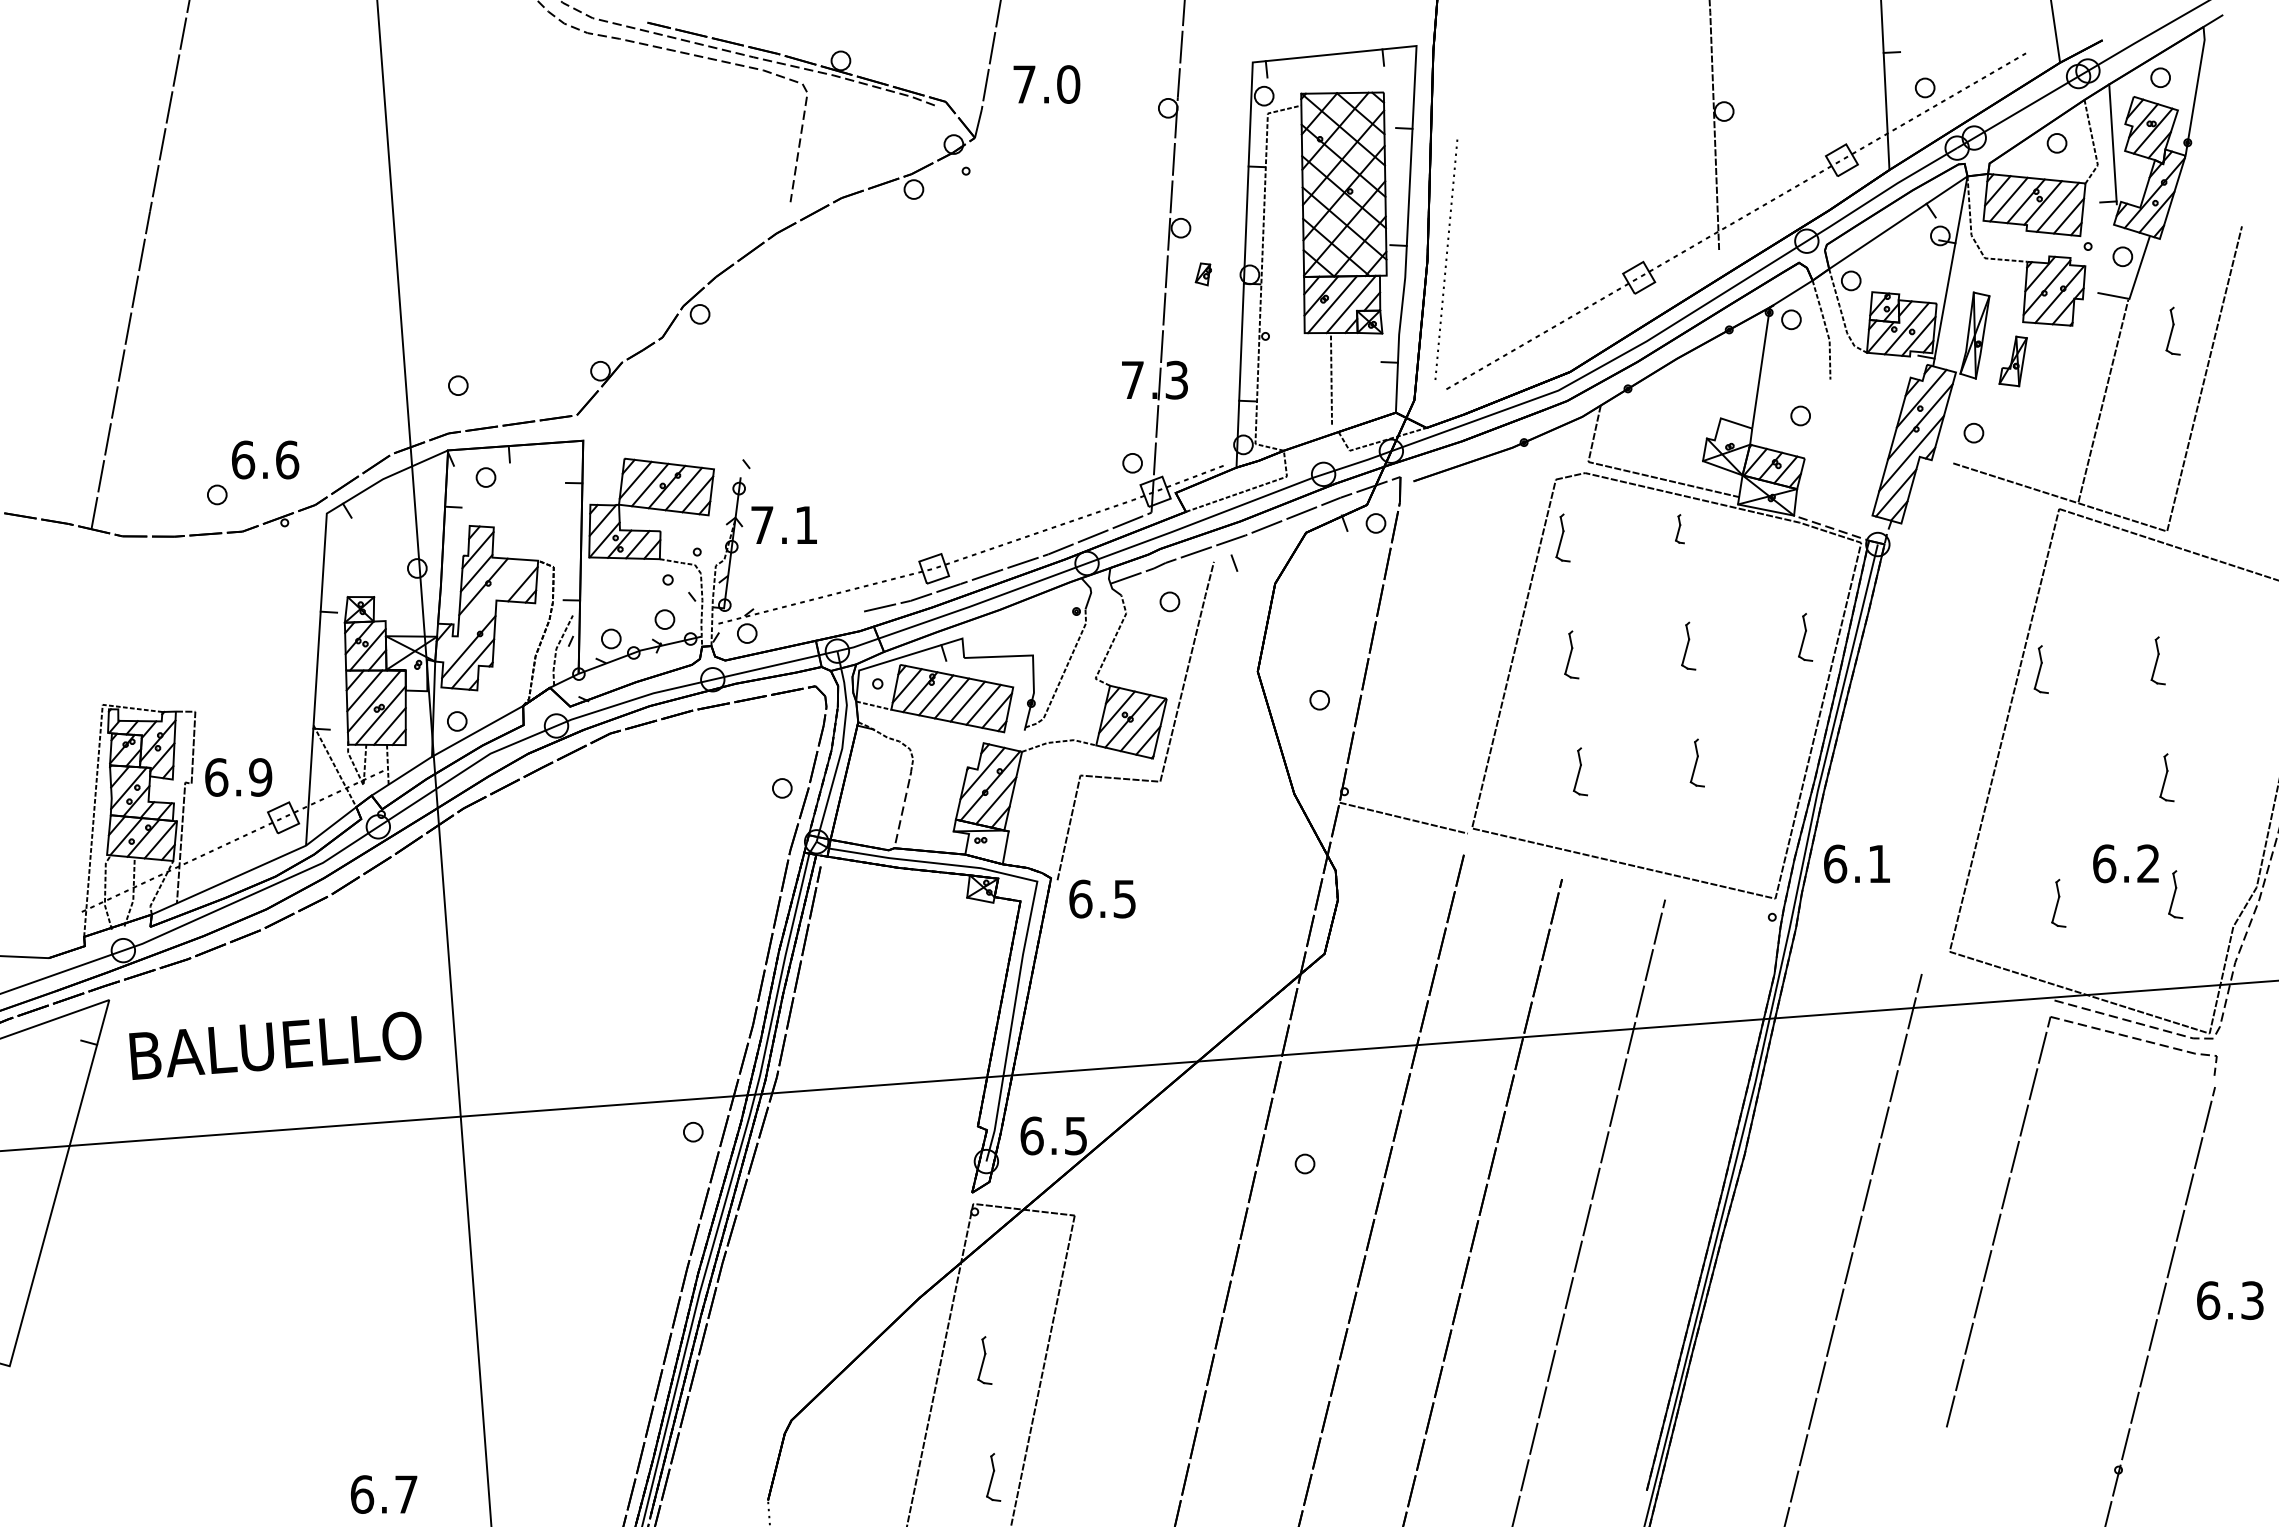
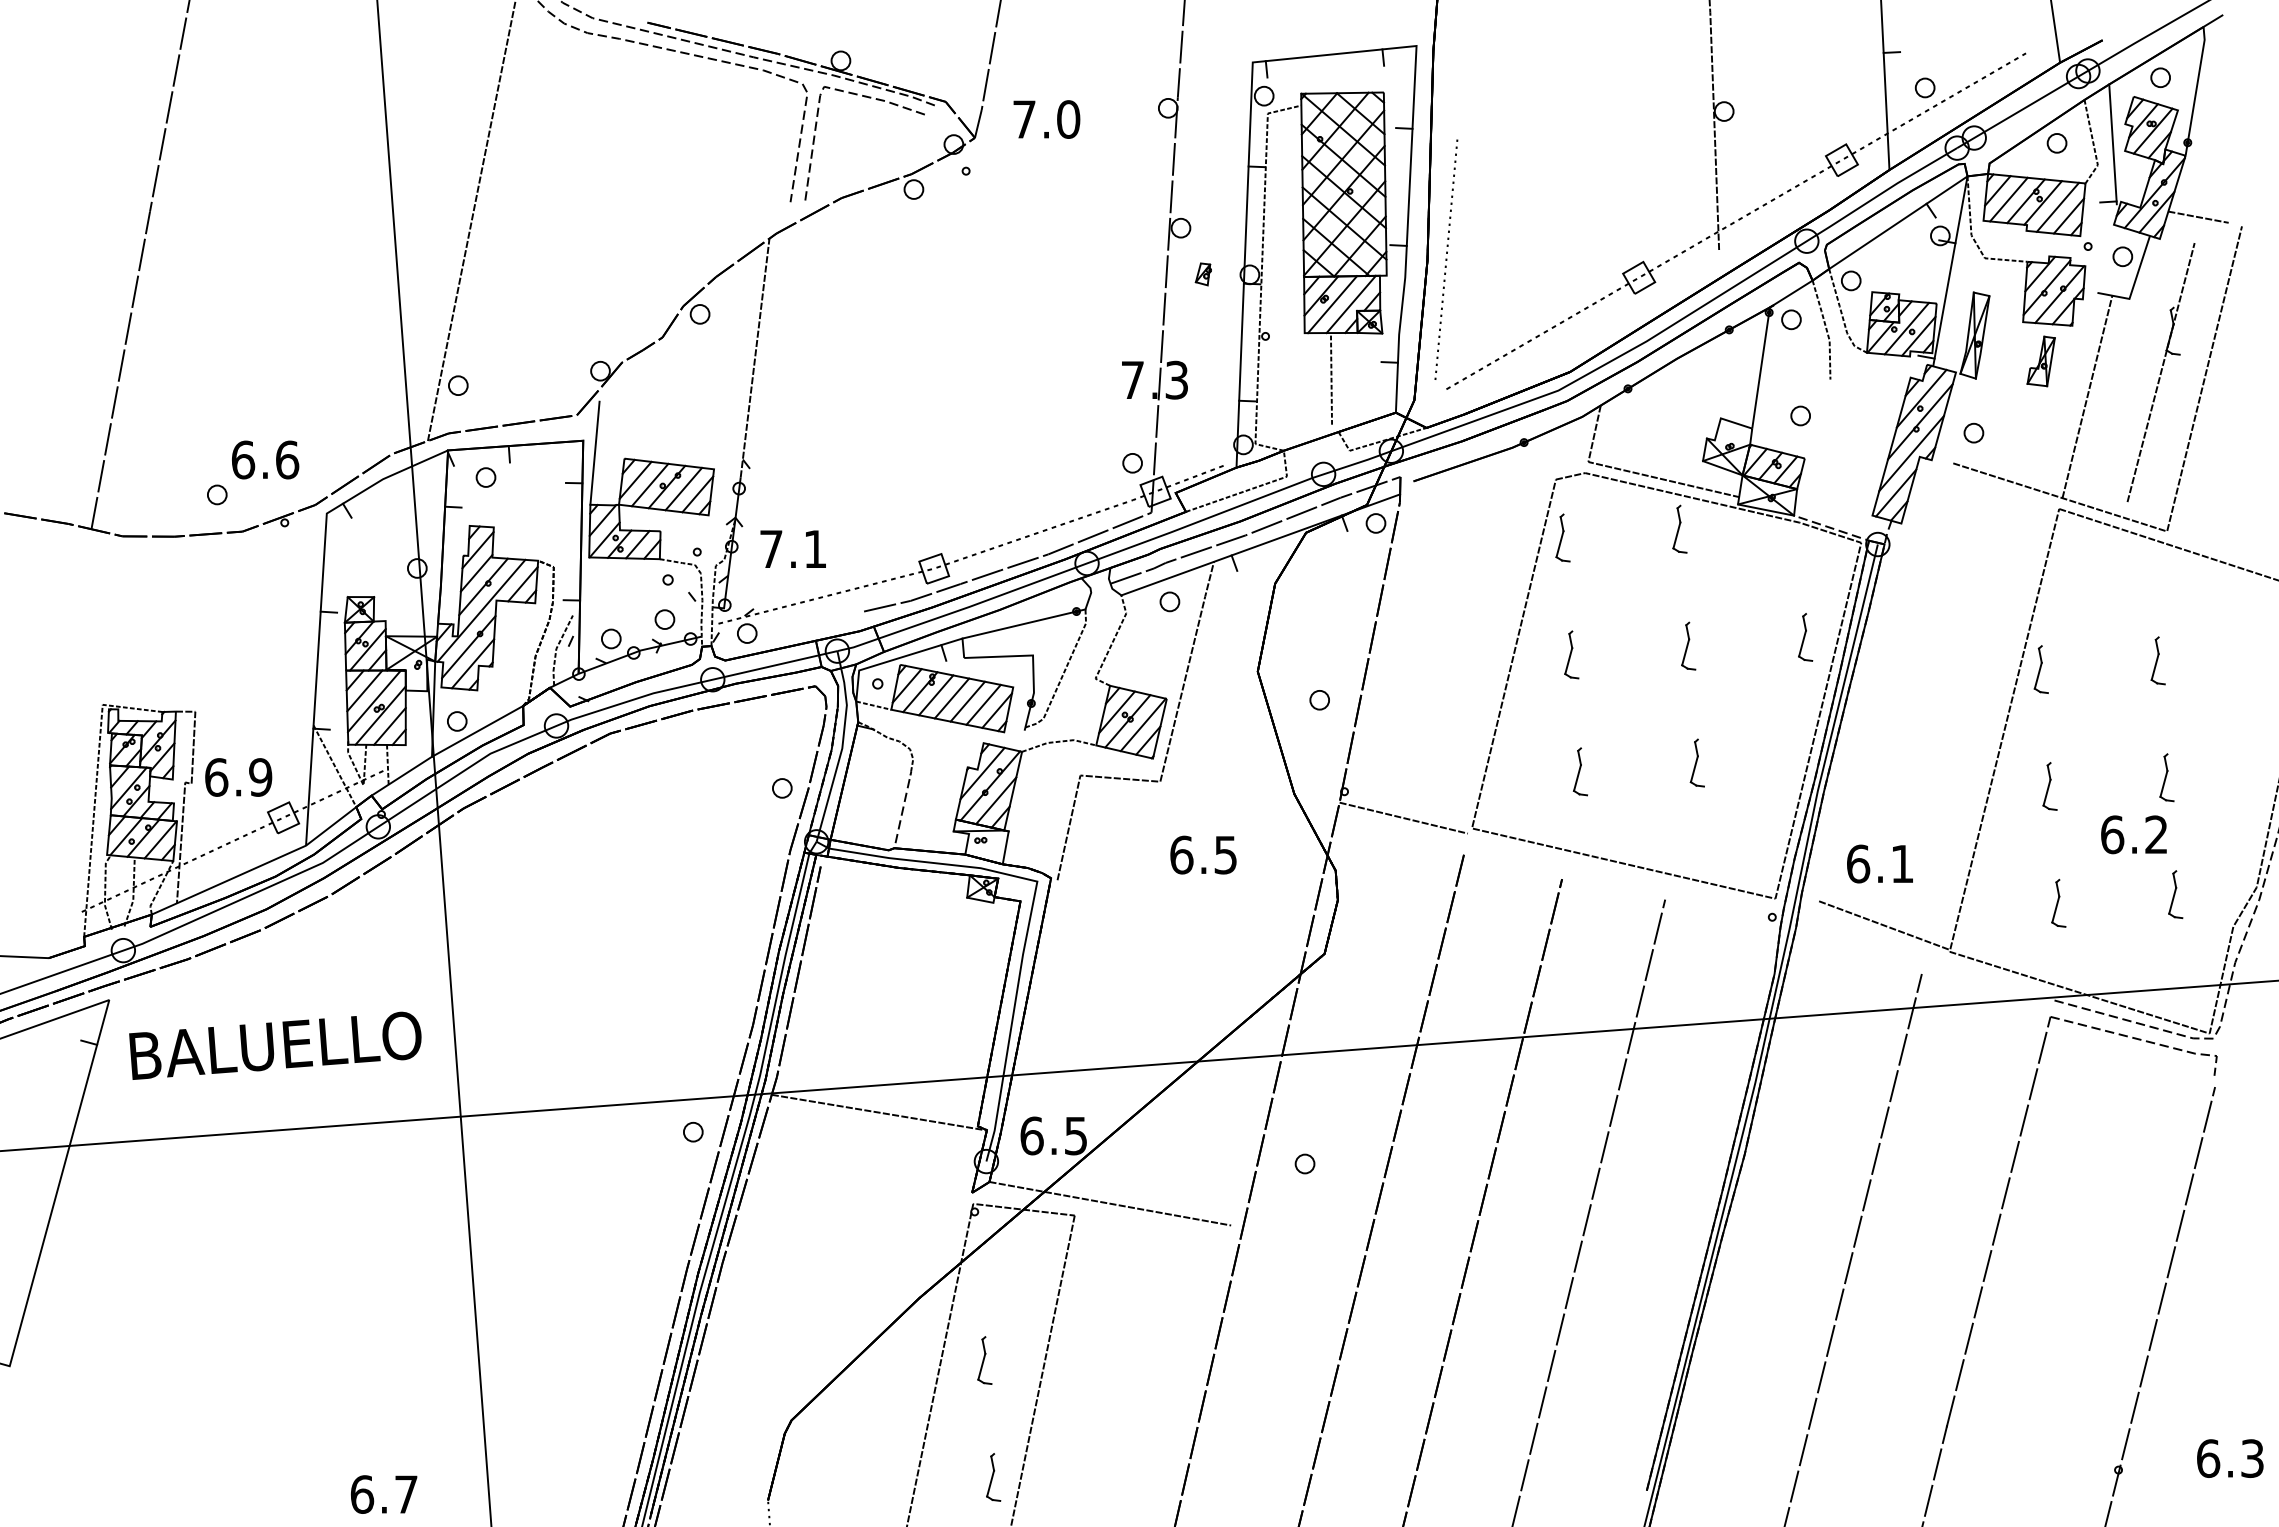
text position: (1046, 84) -> (1046, 119) (1046, 119)
curve: none -> present (877, 100)
line: none -> present (2198, 216)
line: none -> present (471, 221)
line: none -> present (754, 357)
part position: (2012, 361) -> (2040, 361) (2040, 361)
line: none -> present (2160, 372)
line position: (2103, 400) -> (2087, 396) (2087, 396)
line: none -> present (594, 452)
text position: (783, 524) -> (792, 548) (792, 548)
part size: 10x31 px -> 16x50 px (1679, 528)
line: none -> present (1260, 544)
line: none -> present (481, 610)
line: none -> present (1023, 623)
part: none -> present (2049, 786)
text position: (1856, 863) -> (1879, 863) (1879, 863)
text position: (2125, 863) -> (2133, 834) (2133, 834)
text position: (1102, 898) -> (1203, 854) (1203, 854)
line: none -> present (1884, 925)
line: none -> present (878, 1112)
line: none -> present (1110, 1203)
text position: (2230, 1300) -> (2230, 1458) (2230, 1458)
line: none -> present (1935, 1474)
